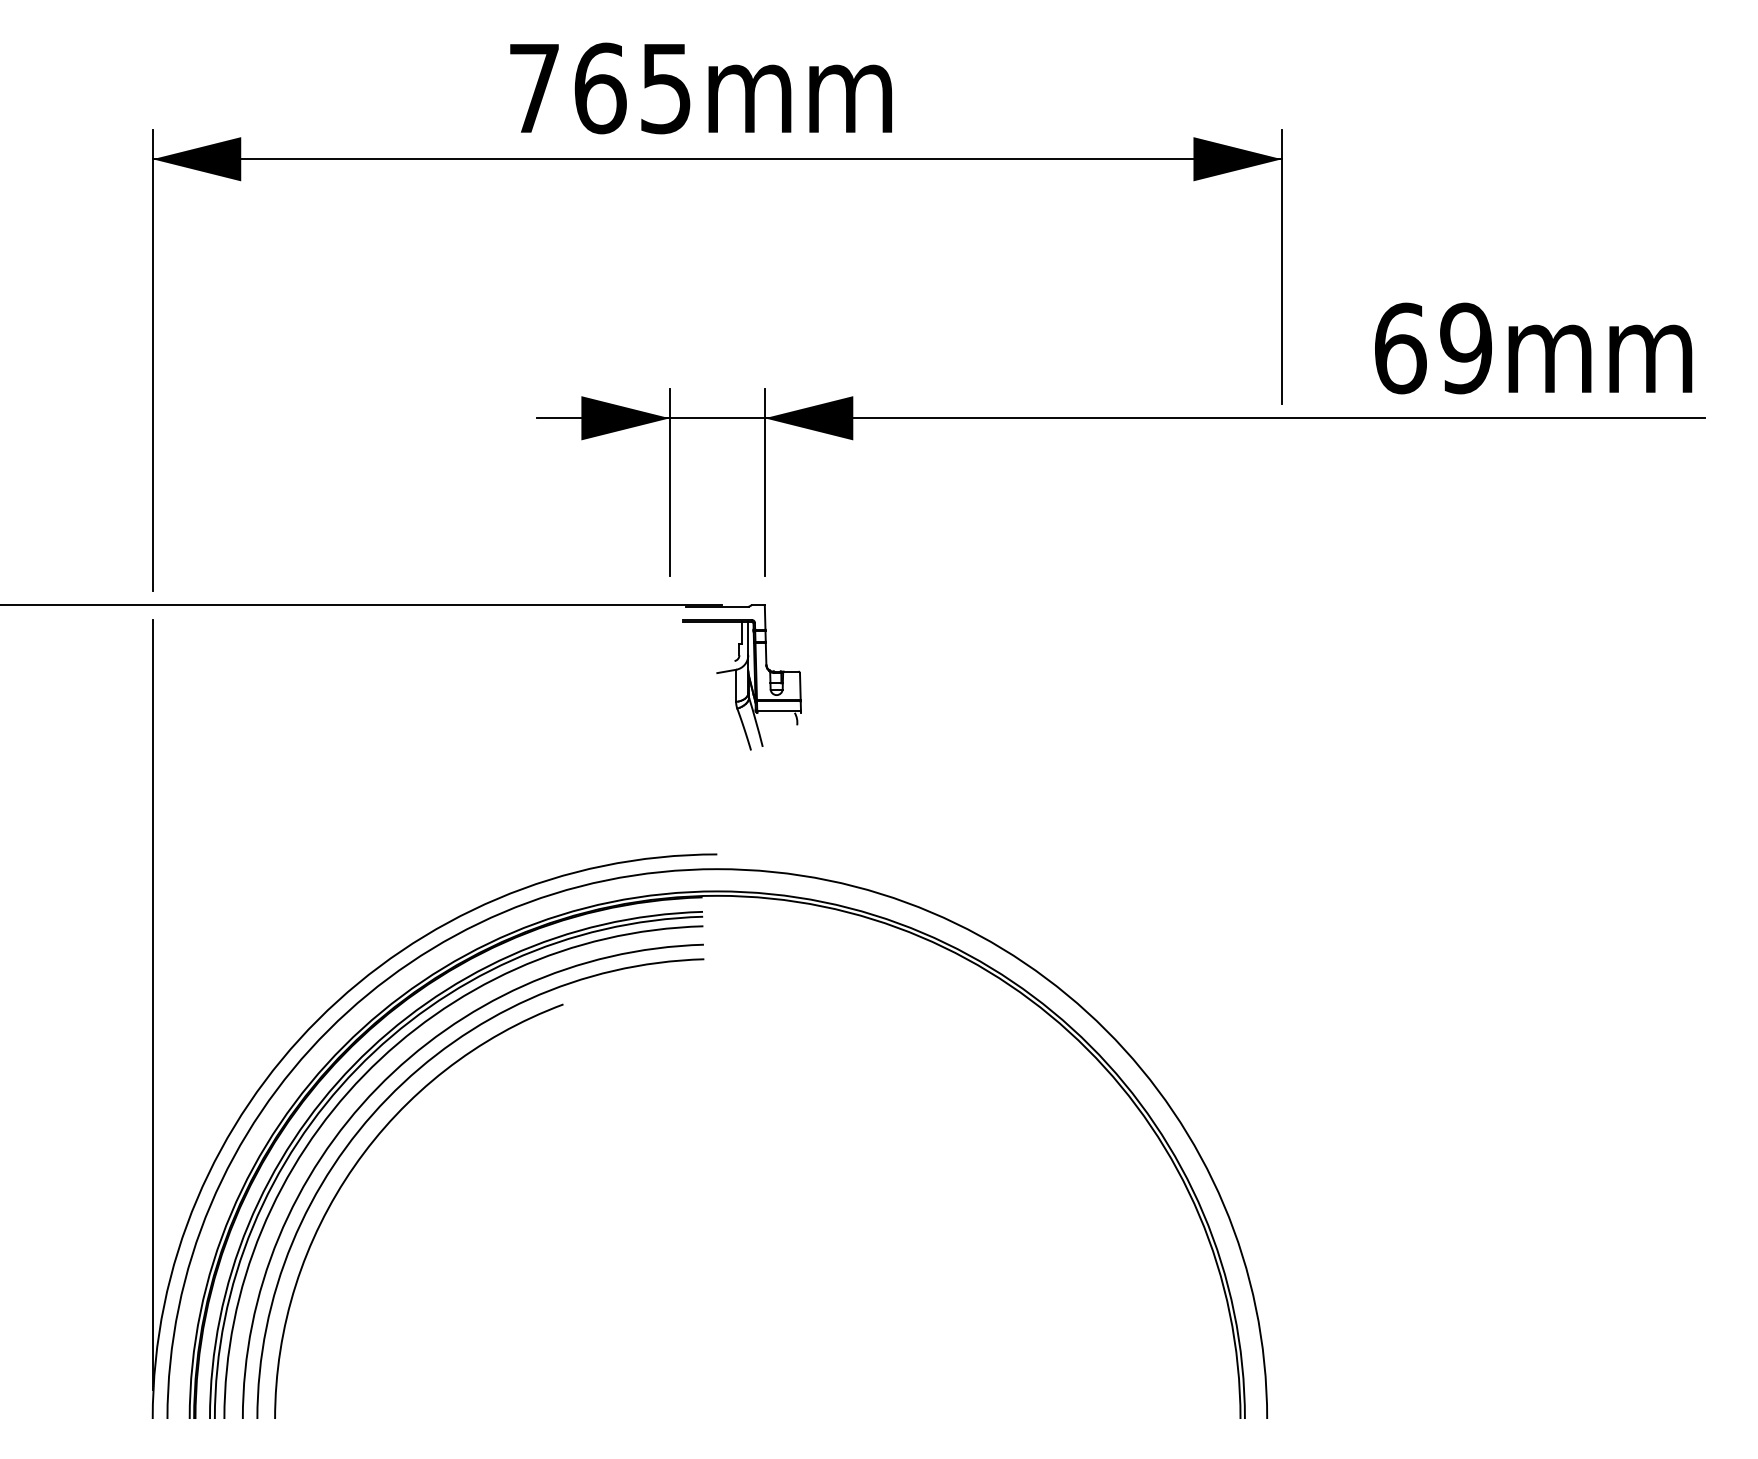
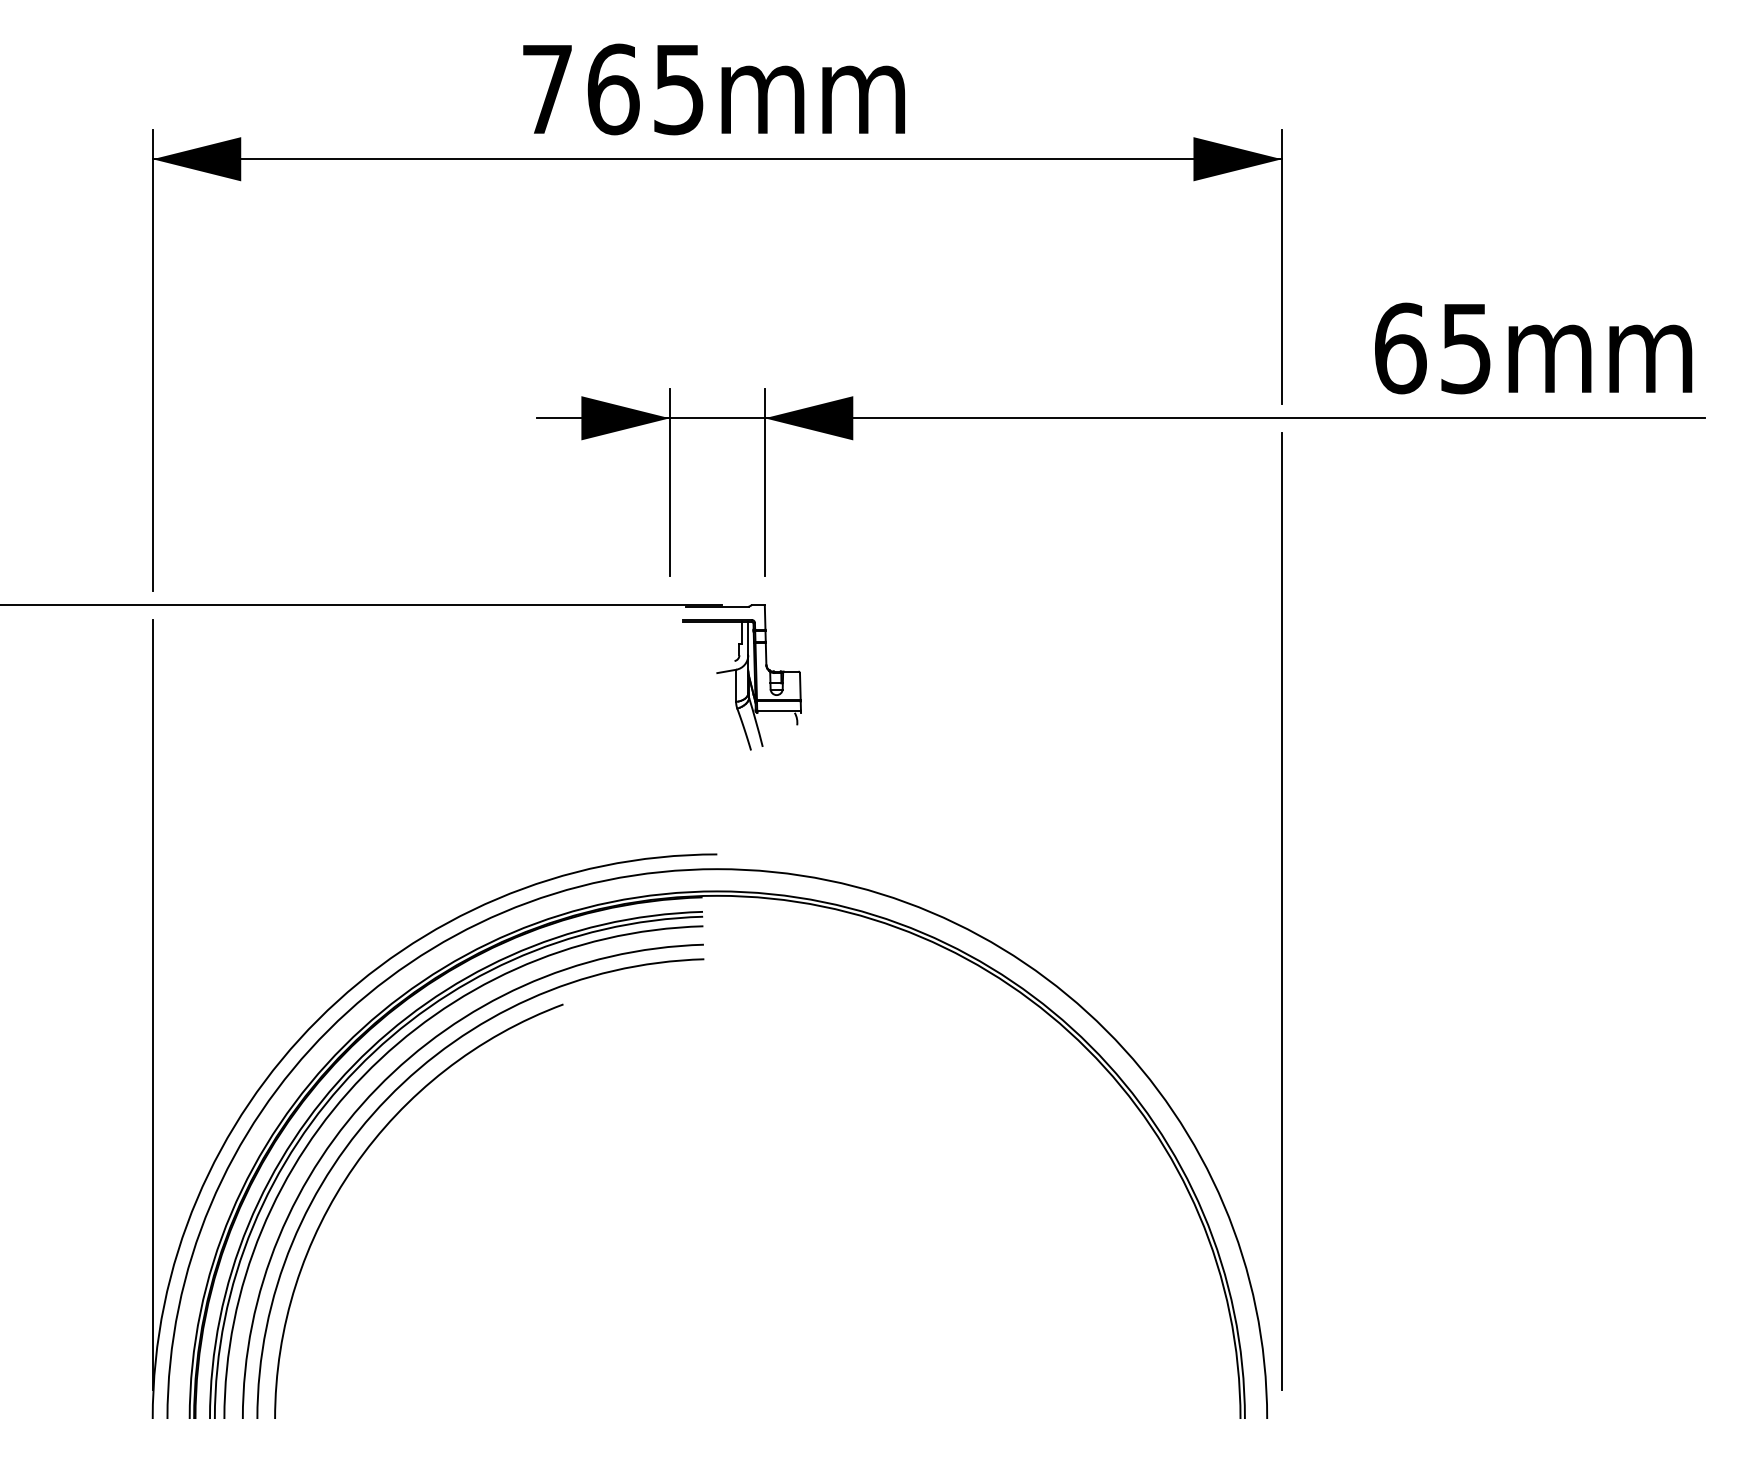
text position: (700, 88) -> (713, 89) (713, 89)
text: 69mm -> 65mm (1465, 348)
line: none -> present (1281, 911)
